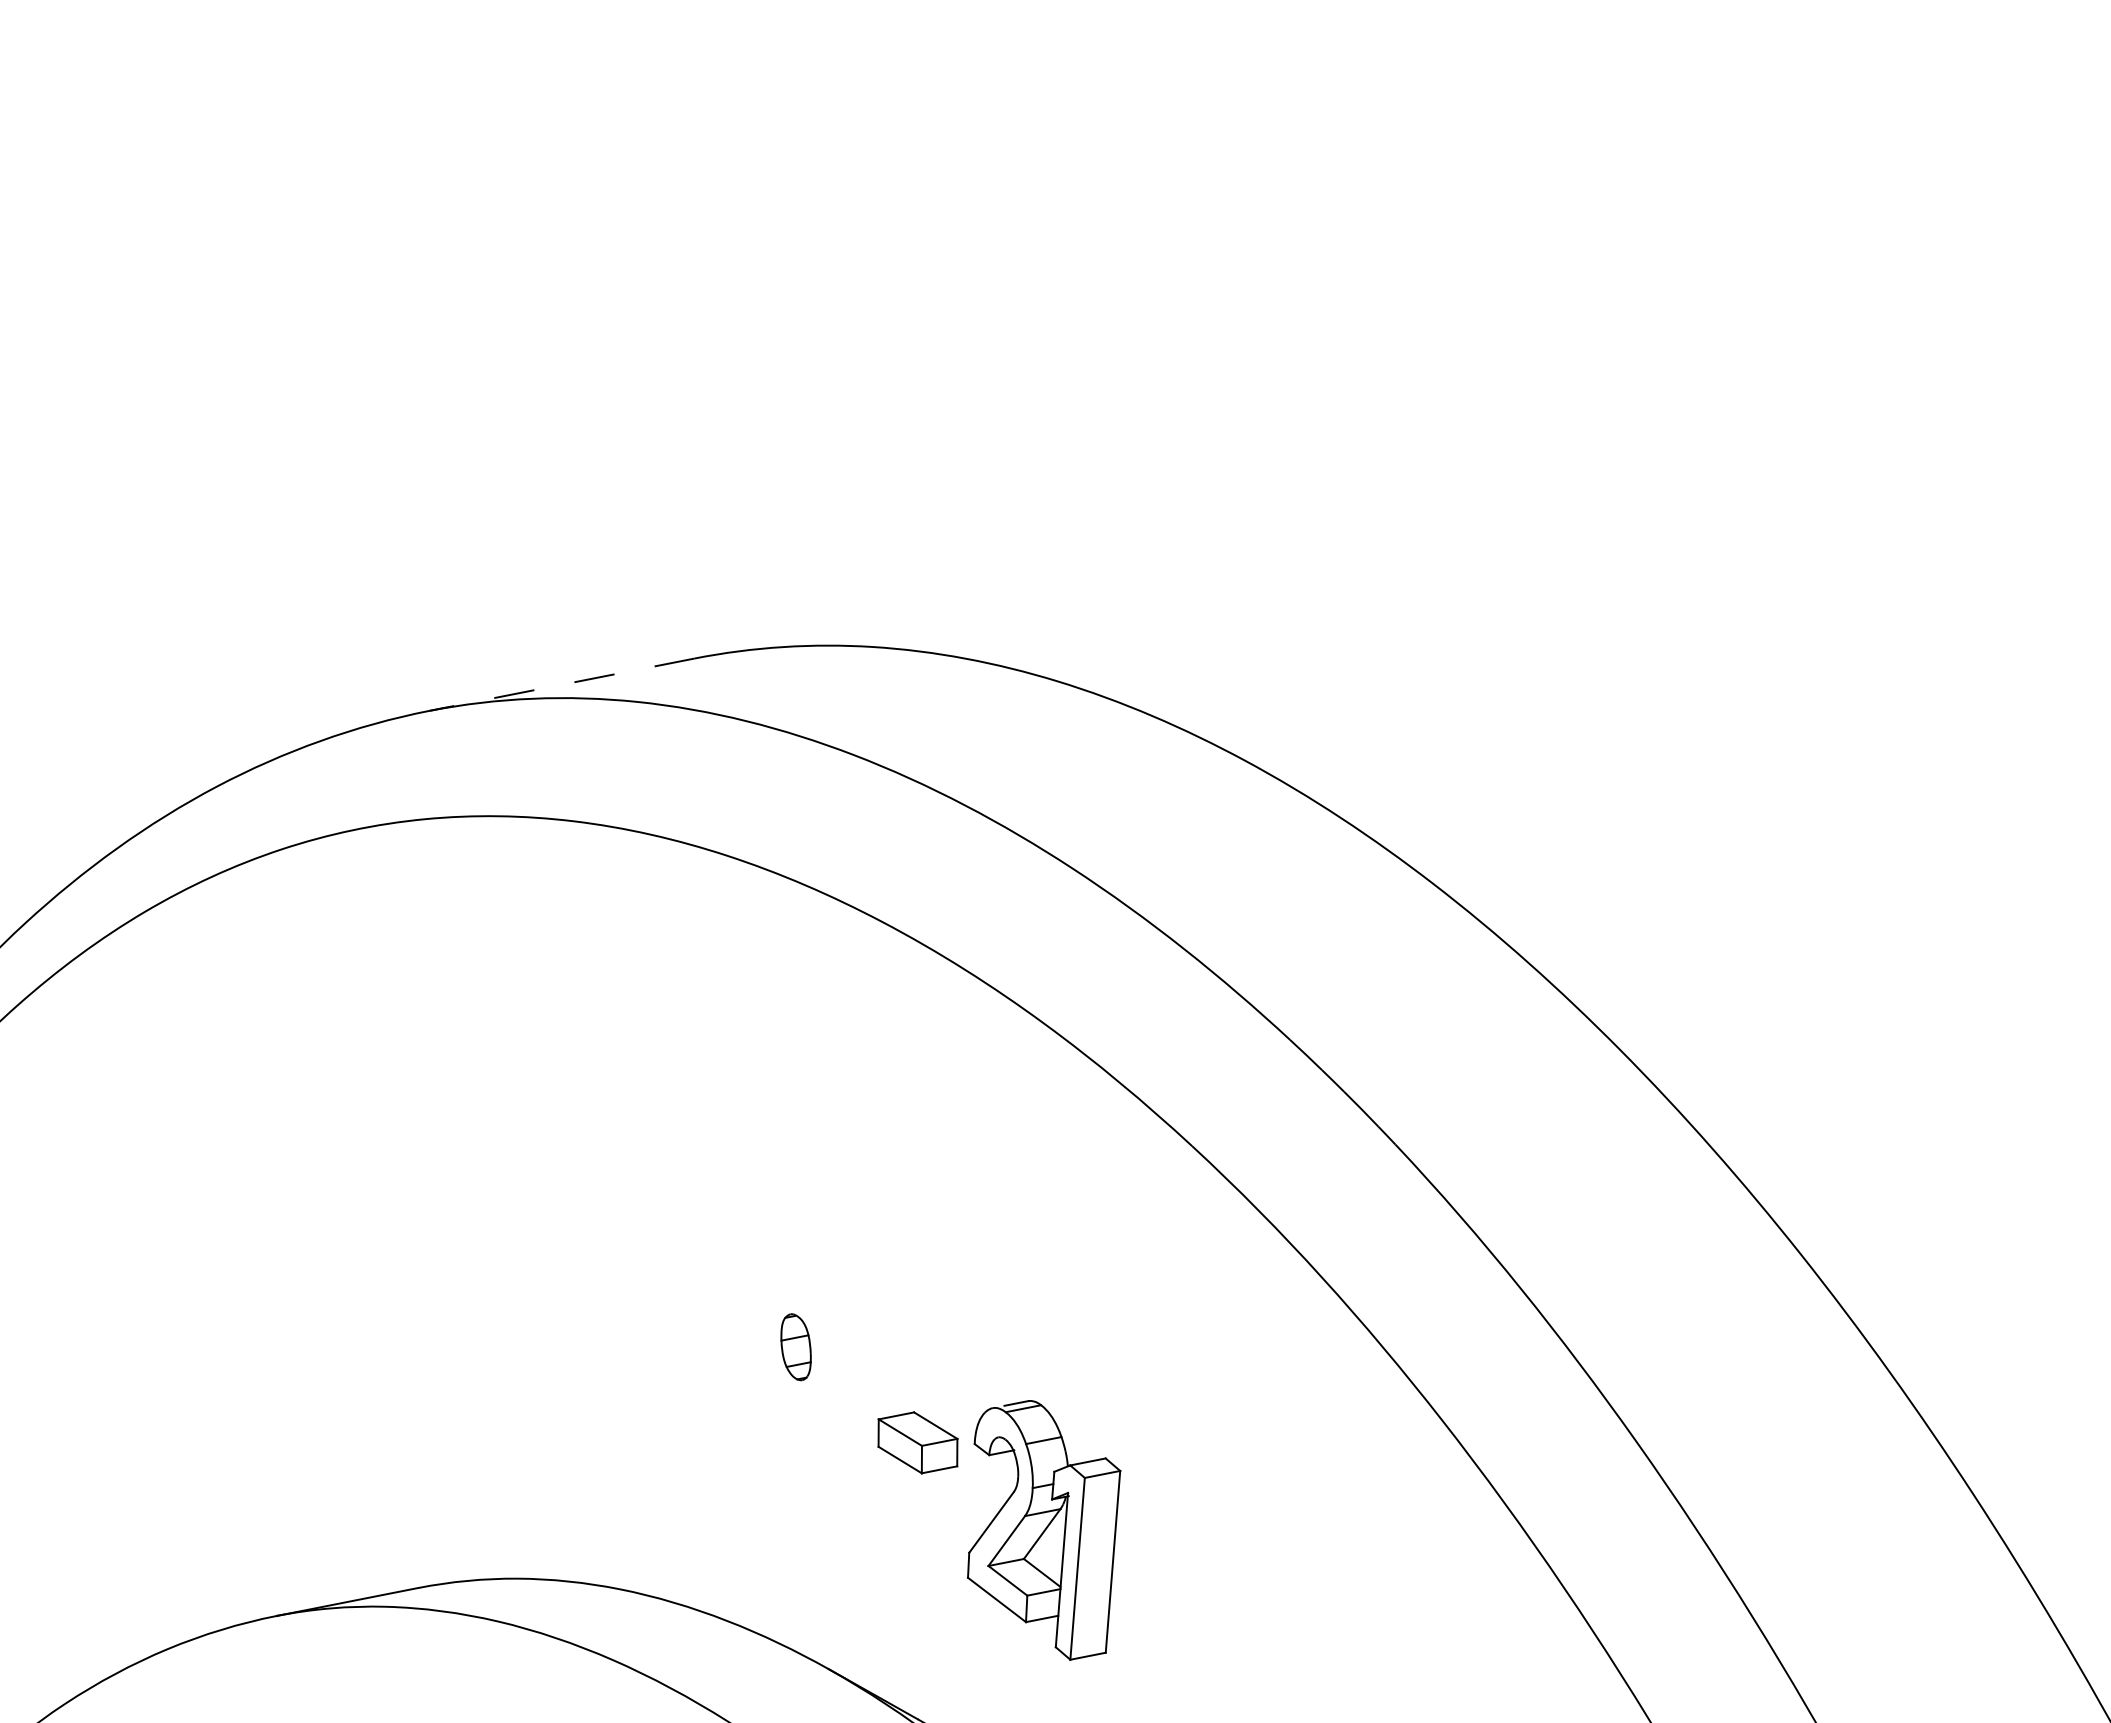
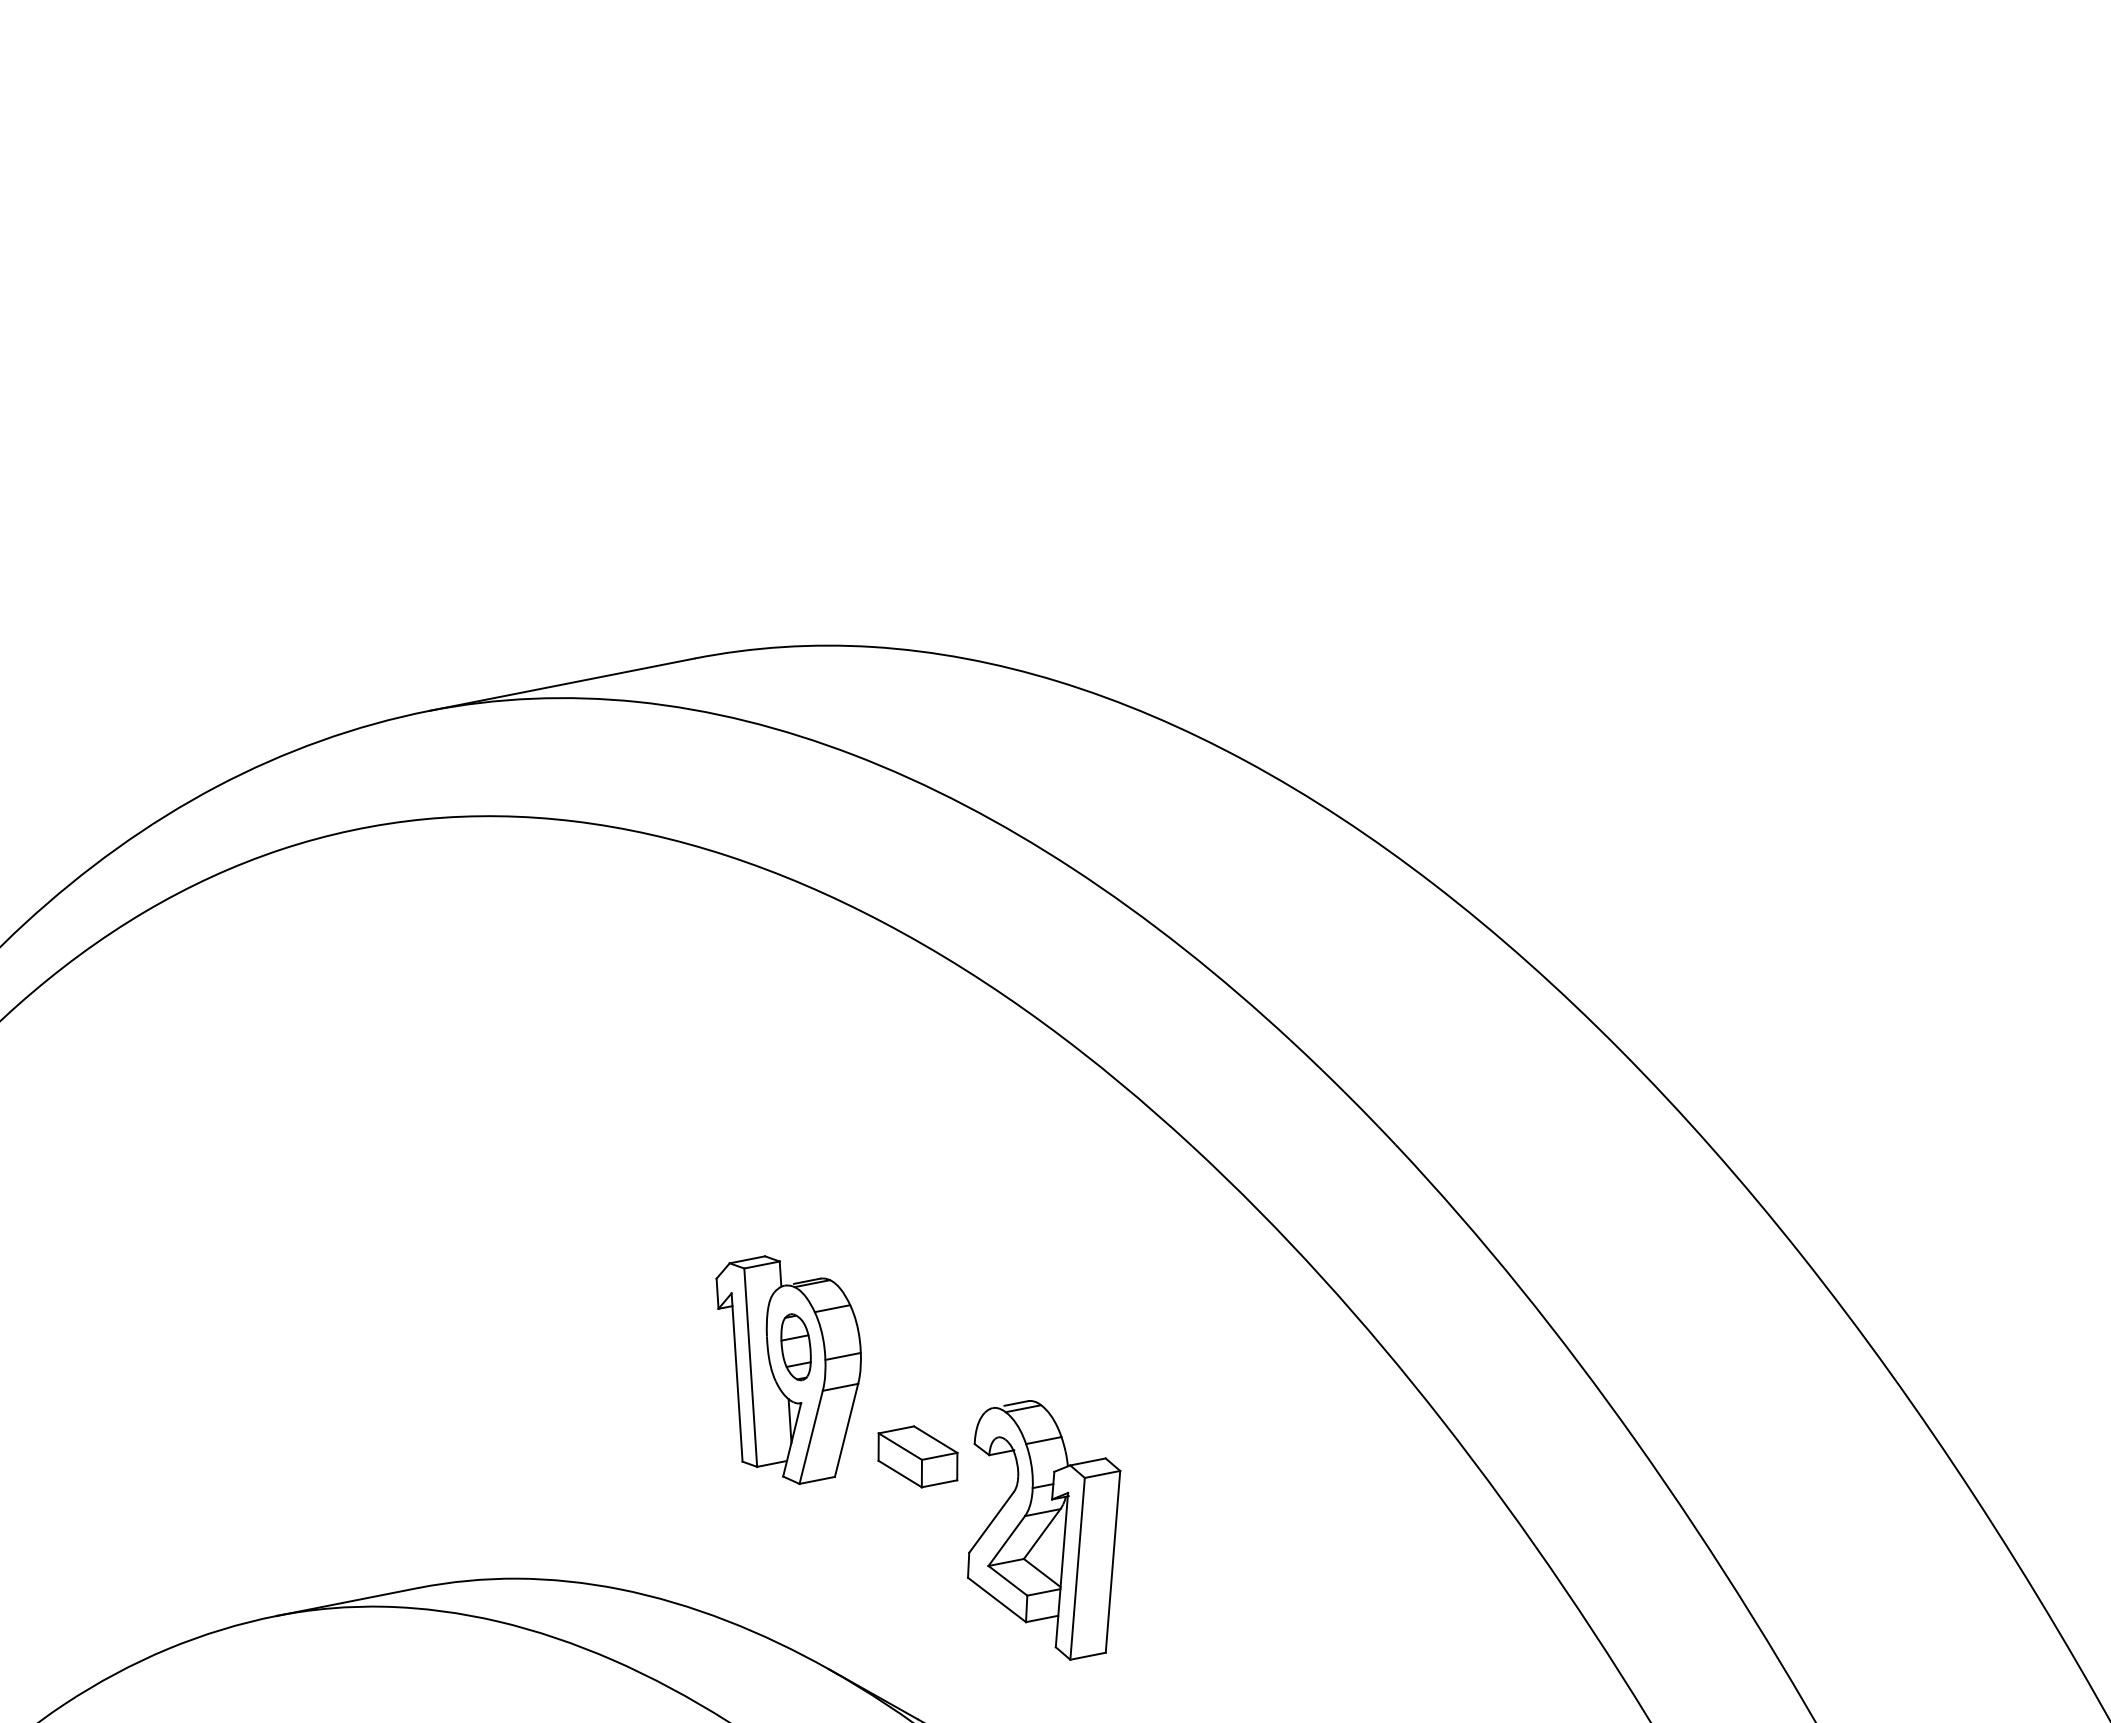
line: dashed -> solid (561, 684)
part: none -> present (788, 1369)
part position: (917, 1442) -> (917, 1456) (917, 1456)
